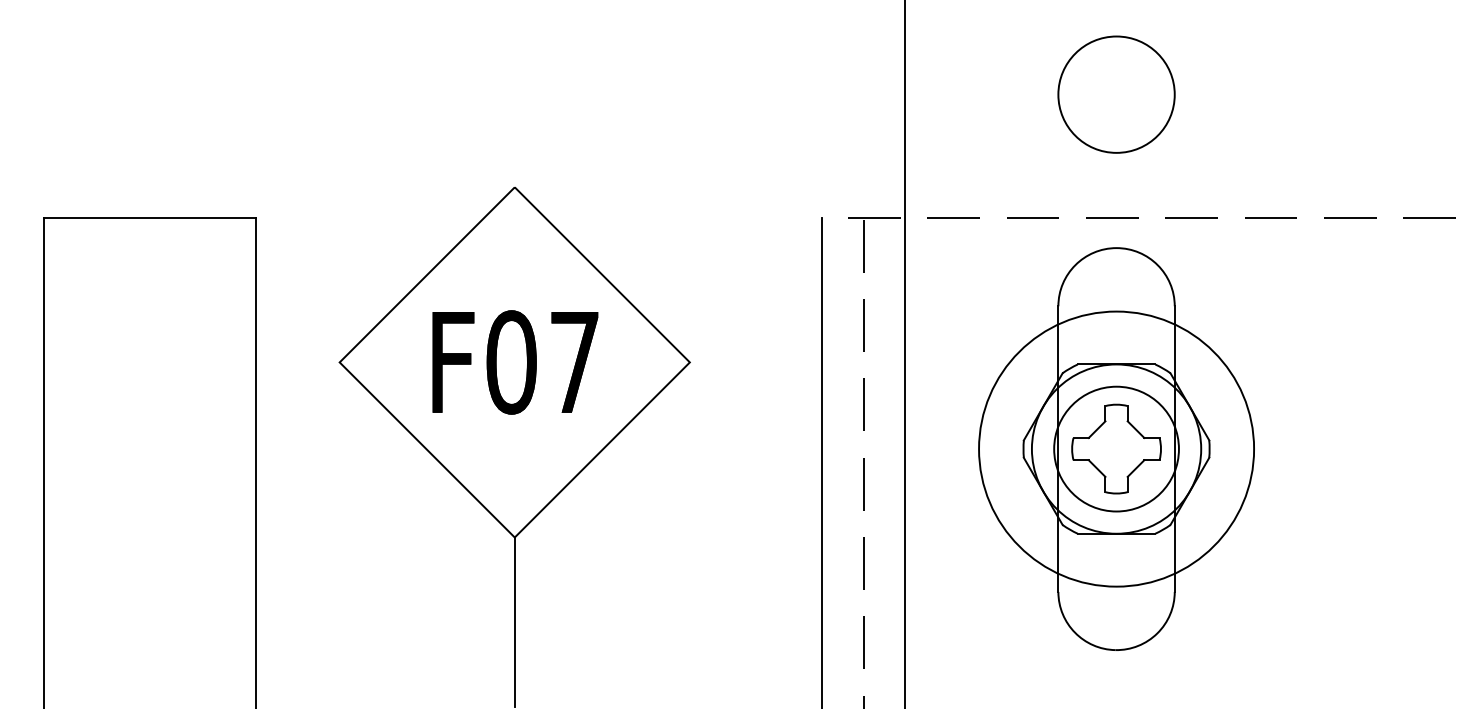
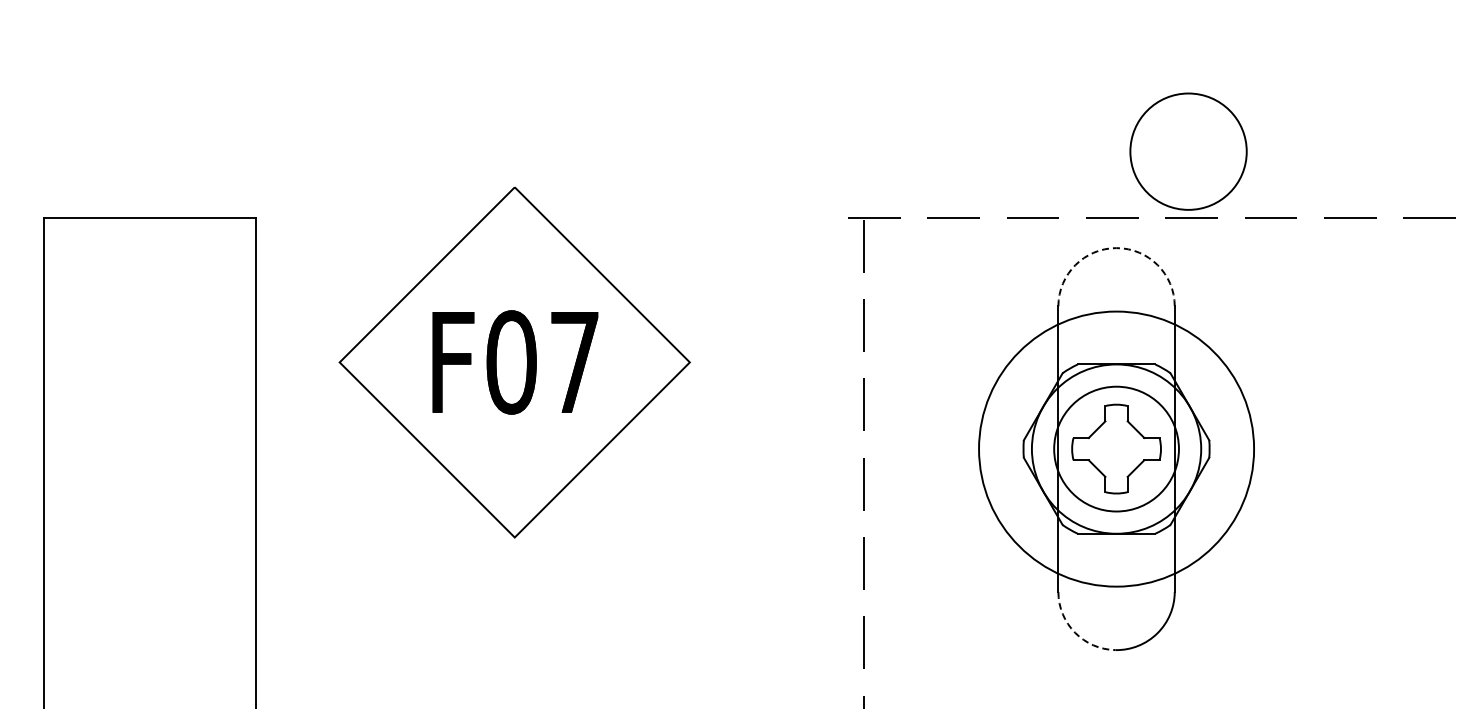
circle position: (1116, 94) -> (1188, 151) (1188, 151)
arc: solid -> dashed (1116, 248)
line: present -> none (904, 353)
line: present -> none (821, 461)
line: present -> none (514, 621)
arc: solid -> dashed (1075, 632)
